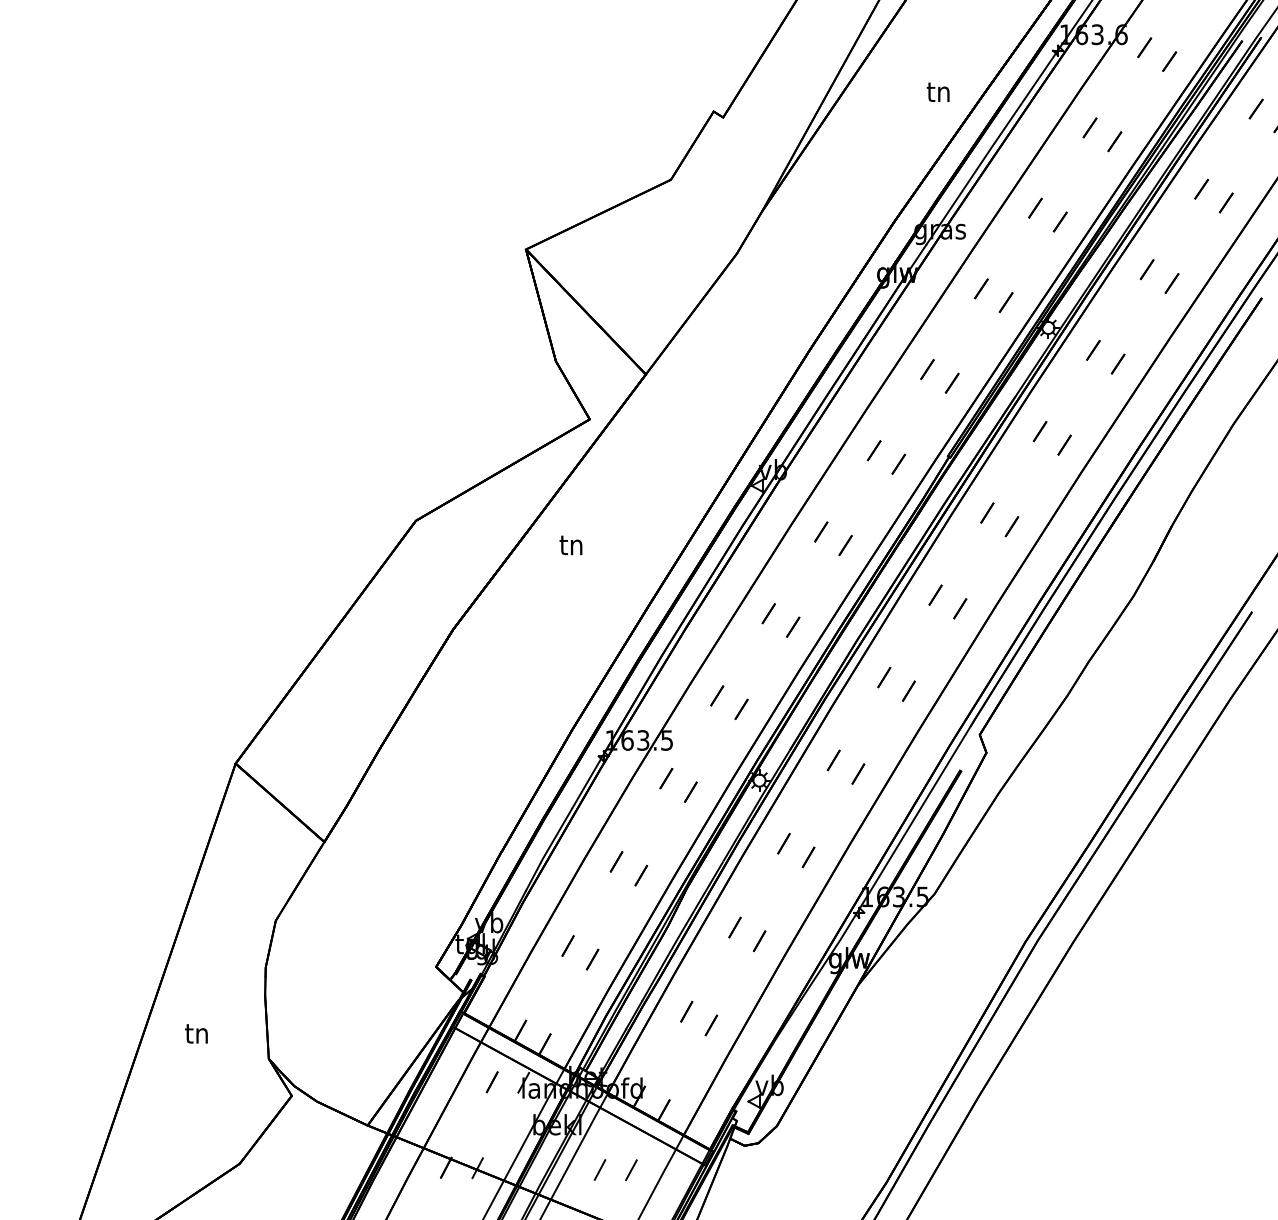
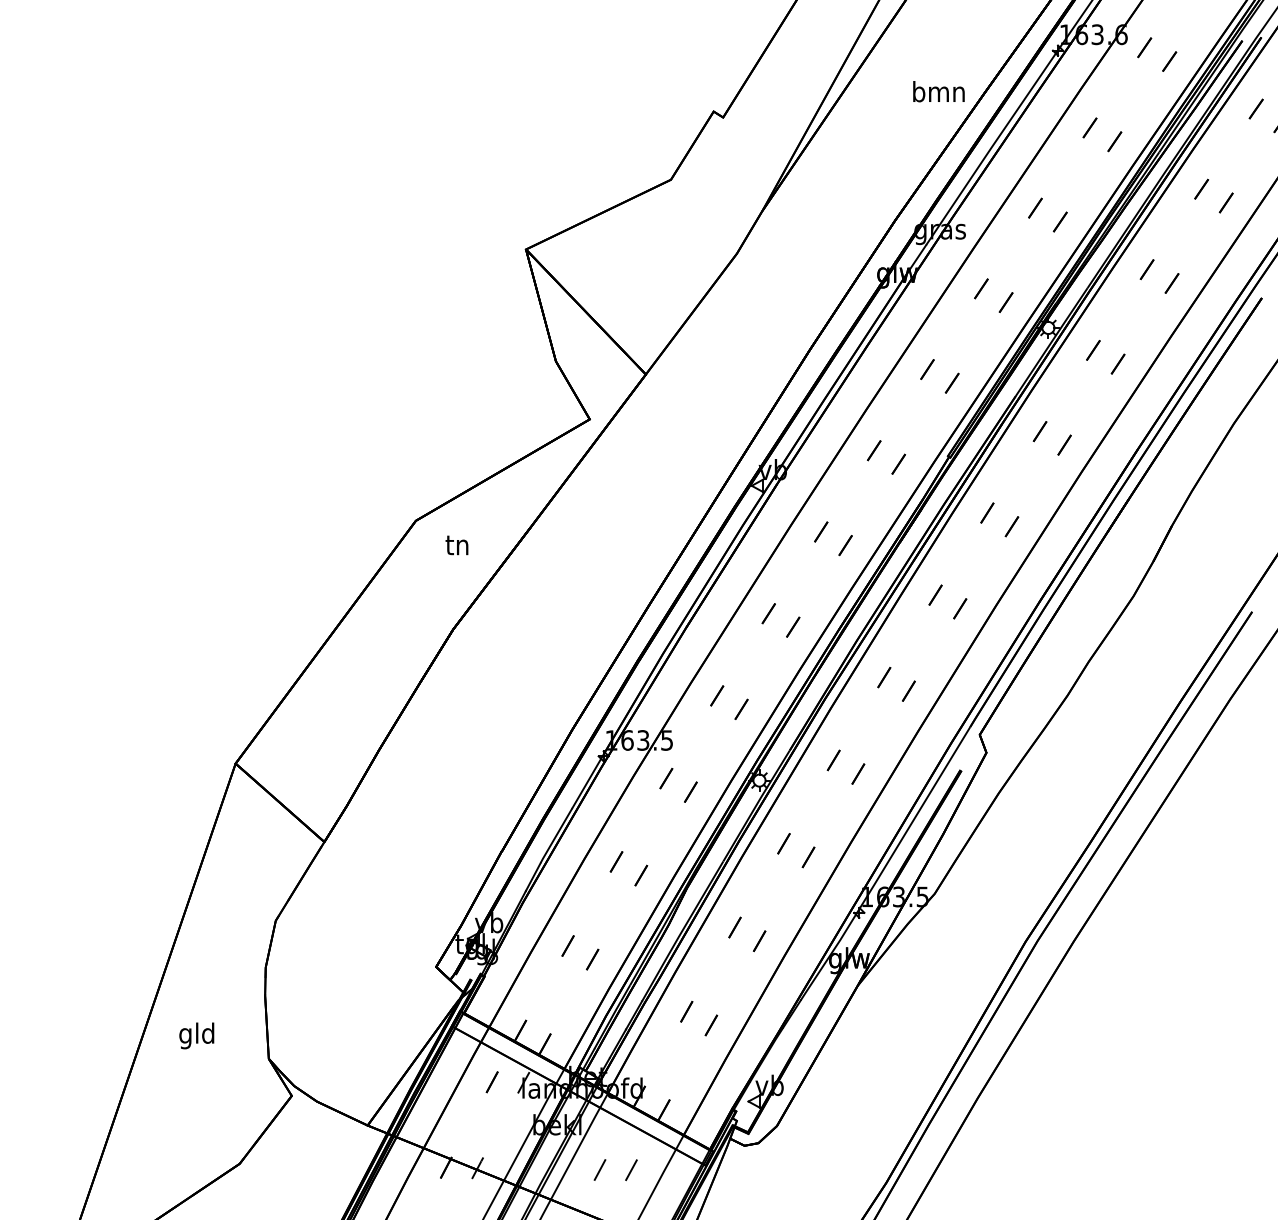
text: tn -> bmn (938, 91)
text position: (570, 545) -> (456, 545) (456, 545)
text: tn -> gld (196, 1035)
